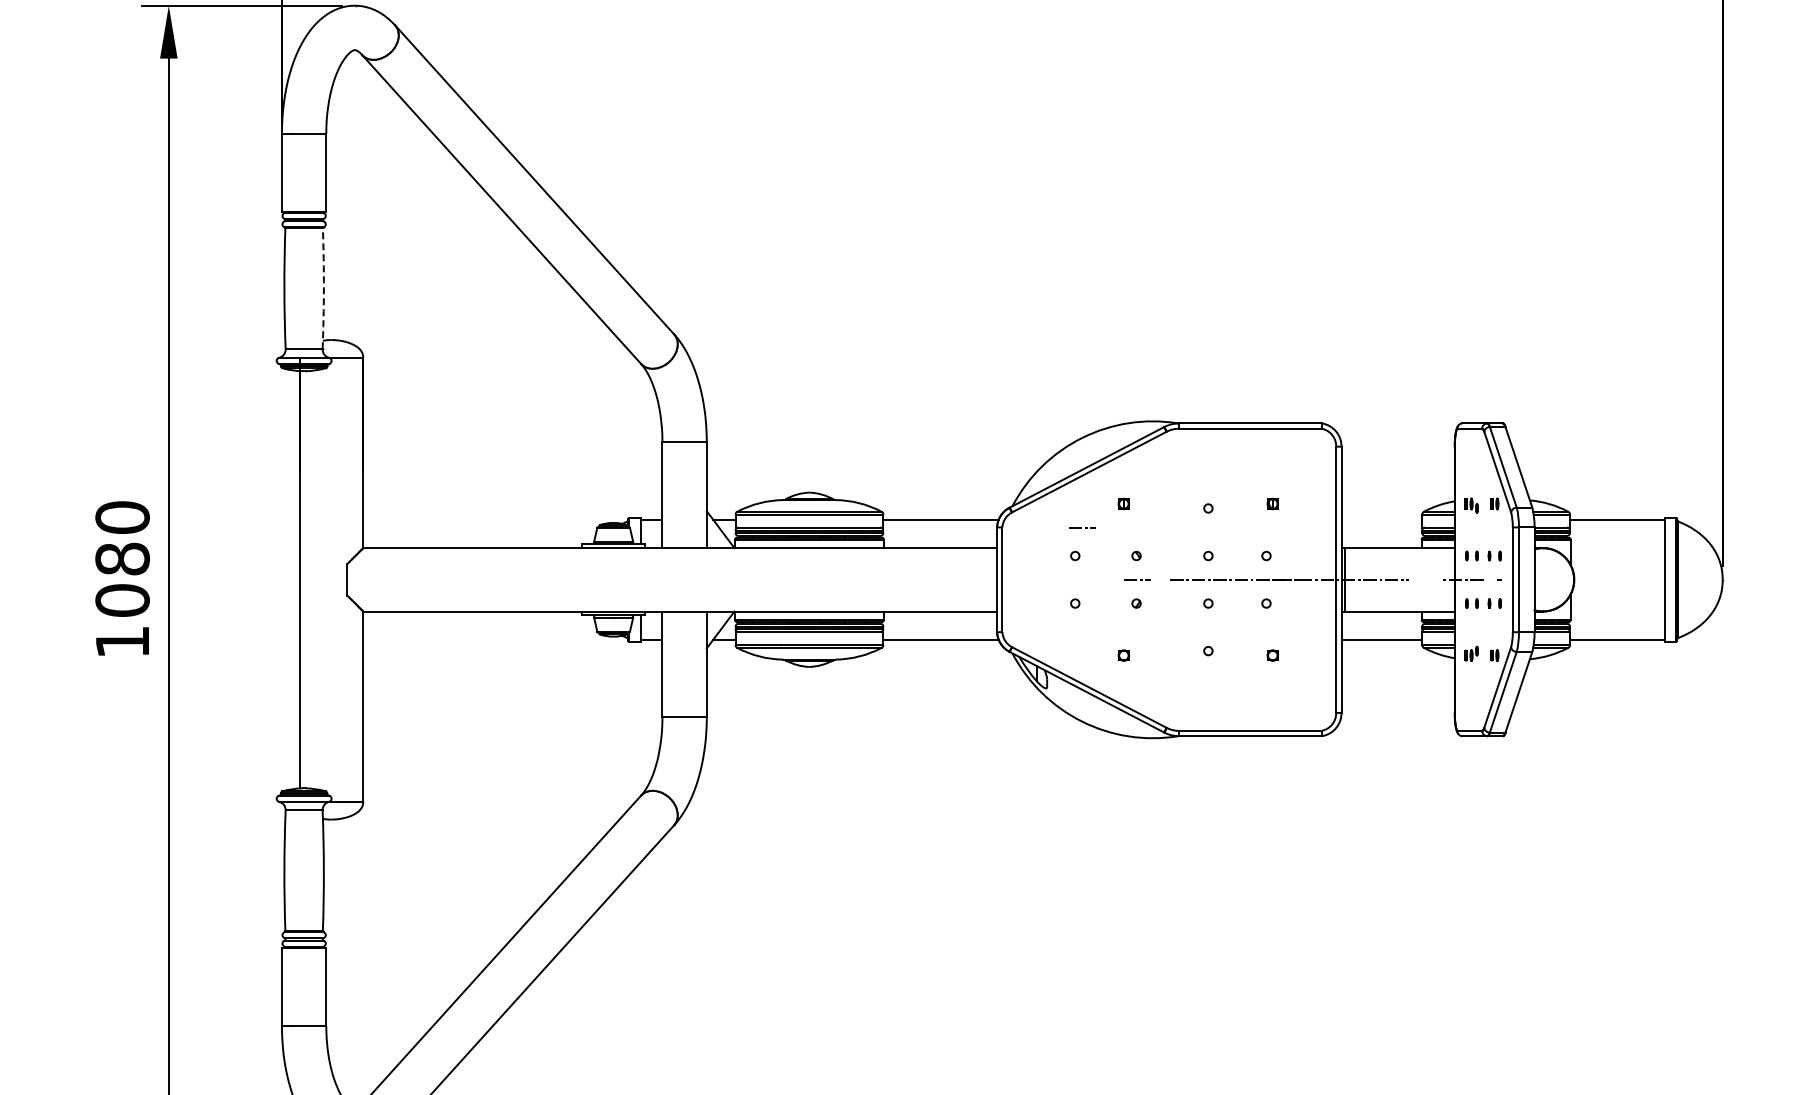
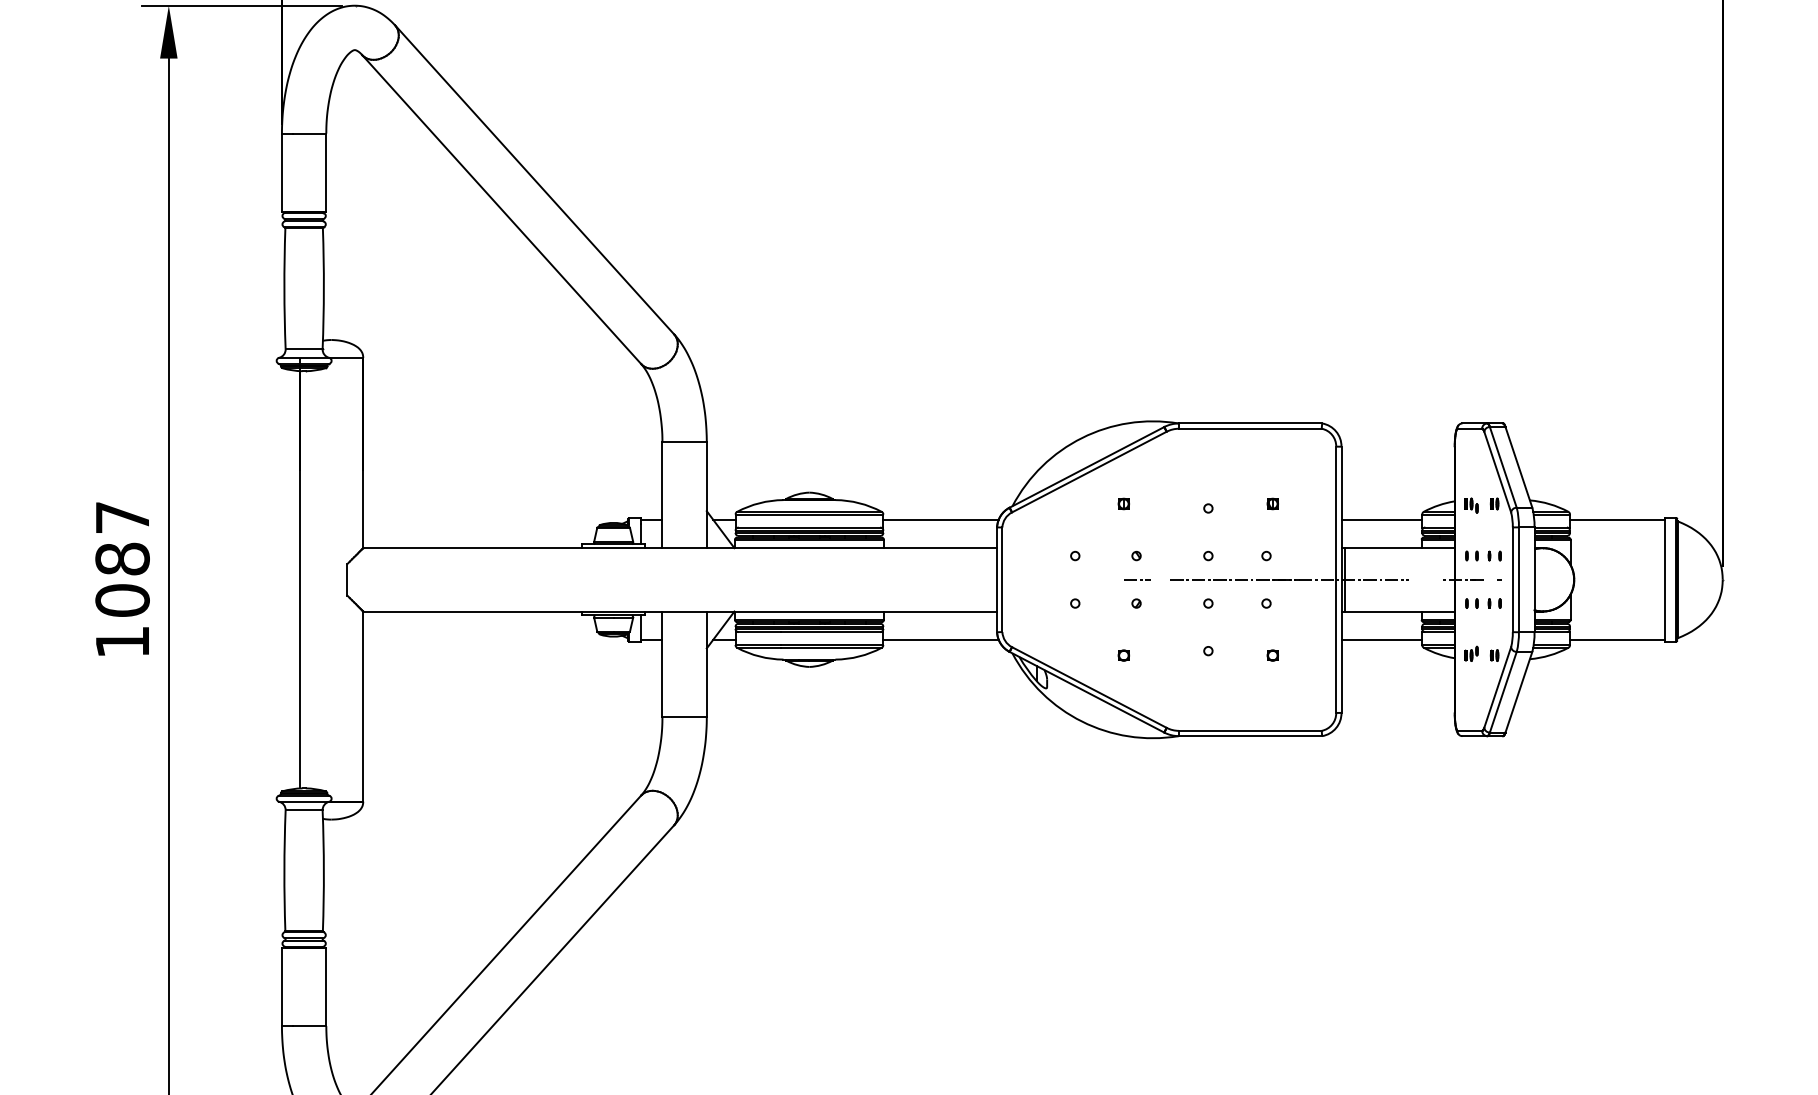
arc: dashed -> solid (323, 288)
text: 1080 -> 1087 (122, 517)
line: none -> present (1381, 519)
line: present -> none (1081, 527)
